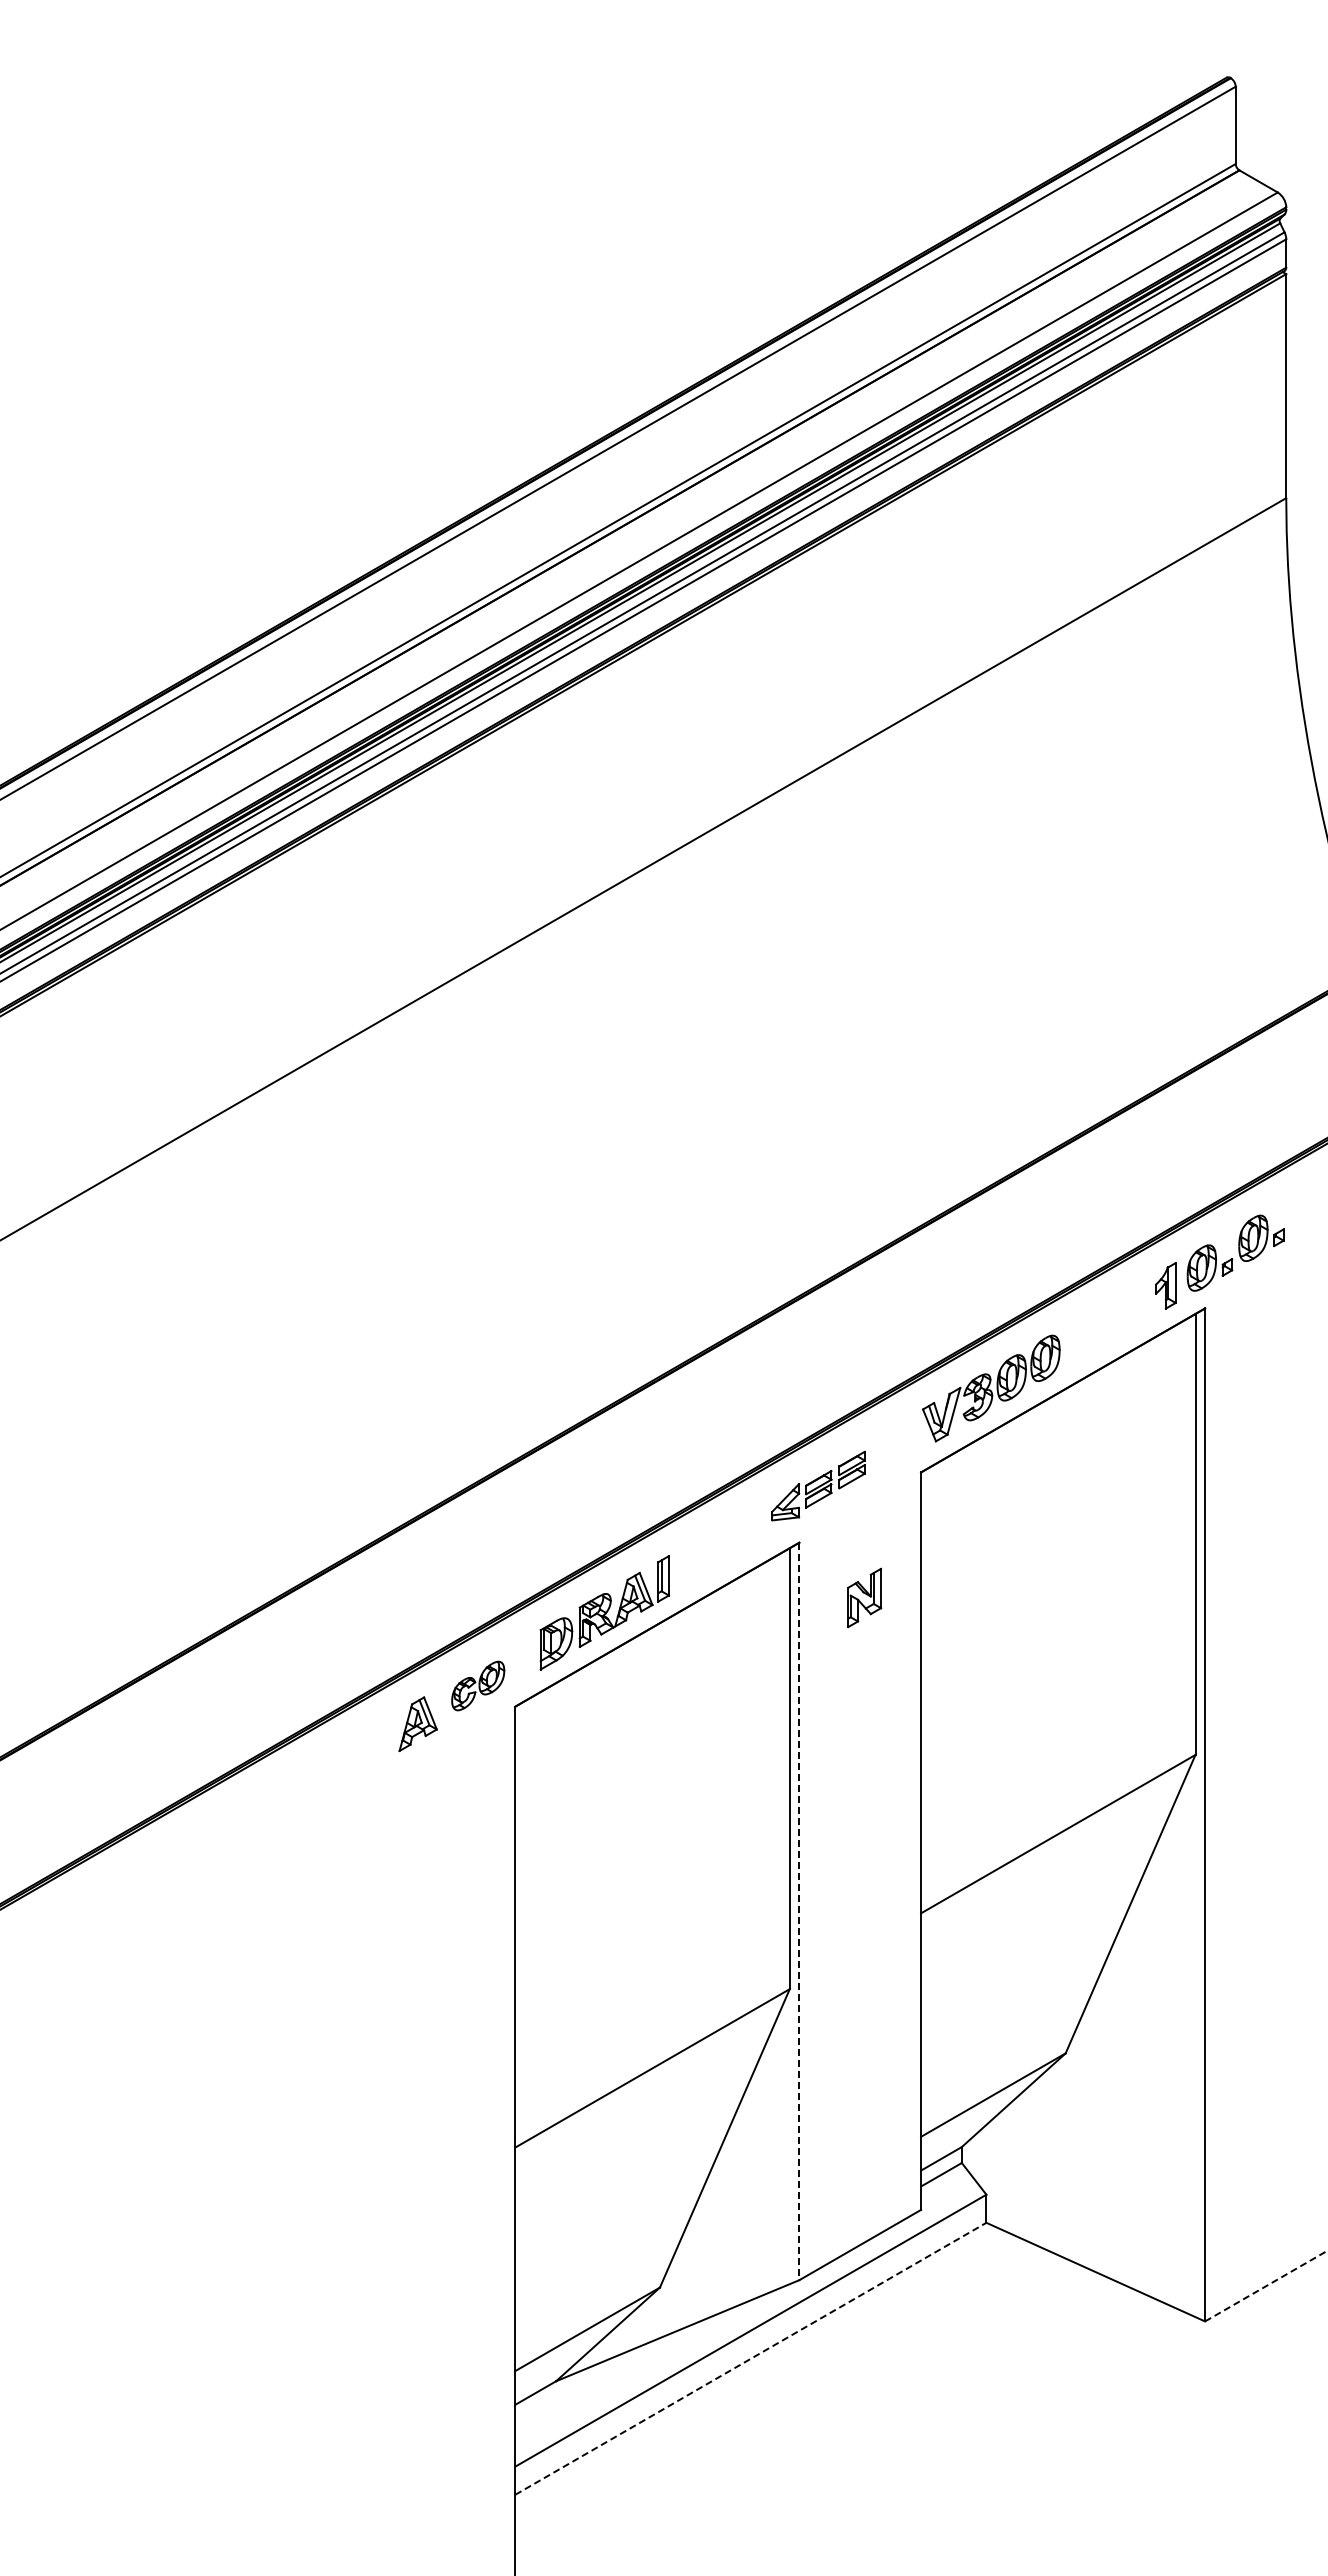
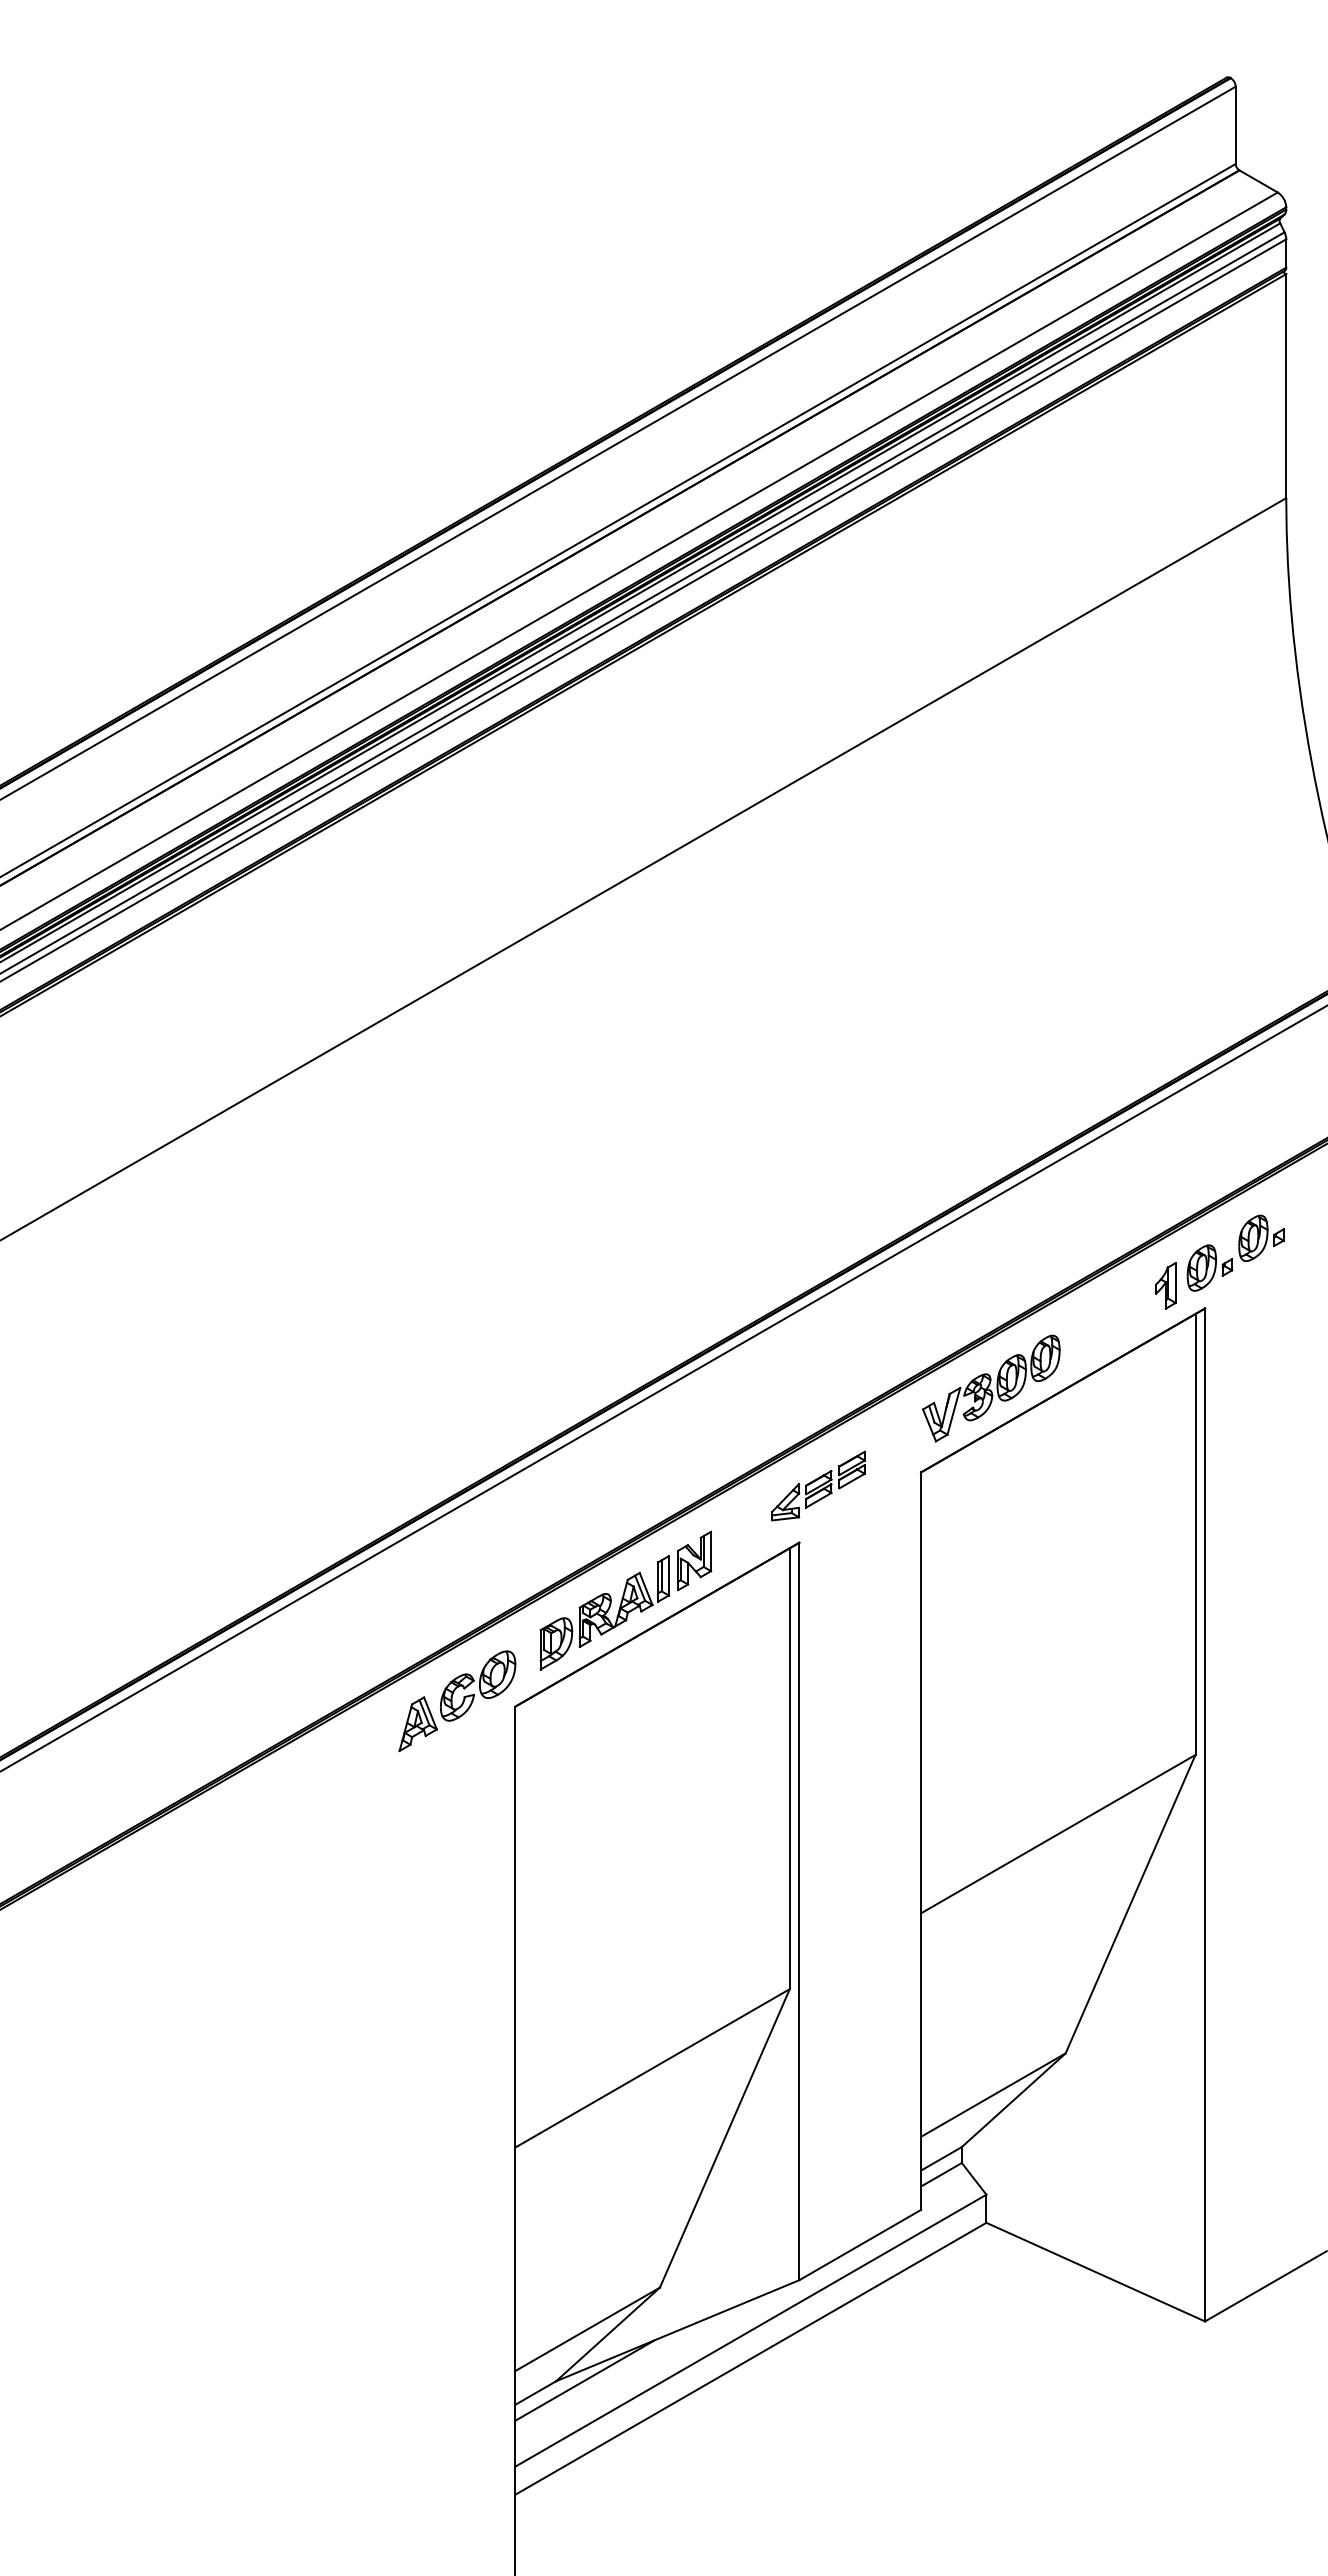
line: none -> present (663, 1388)
part position: (864, 1597) -> (694, 1560) (694, 1560)
part size: 55x52 px -> 77x72 px (478, 1685)
line: dashed -> solid (799, 1911)
line: dashed -> solid (1266, 2286)
line: dashed -> solid (750, 2358)
line: none -> present (584, 2380)
